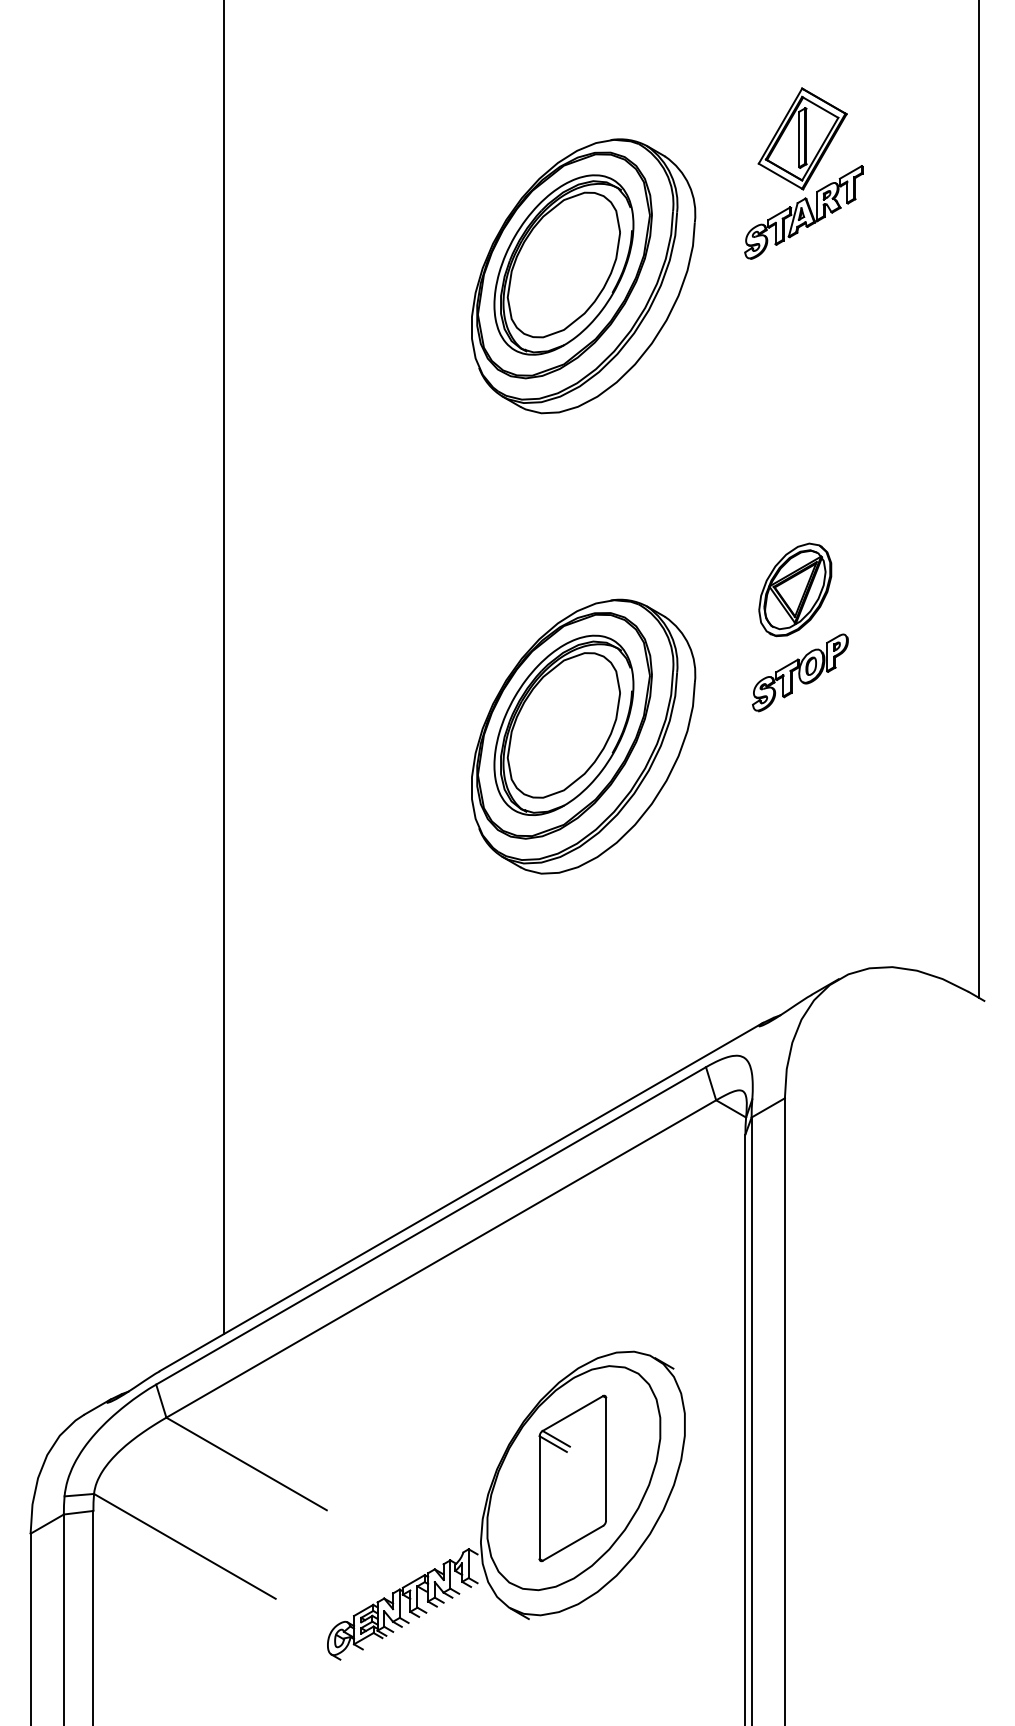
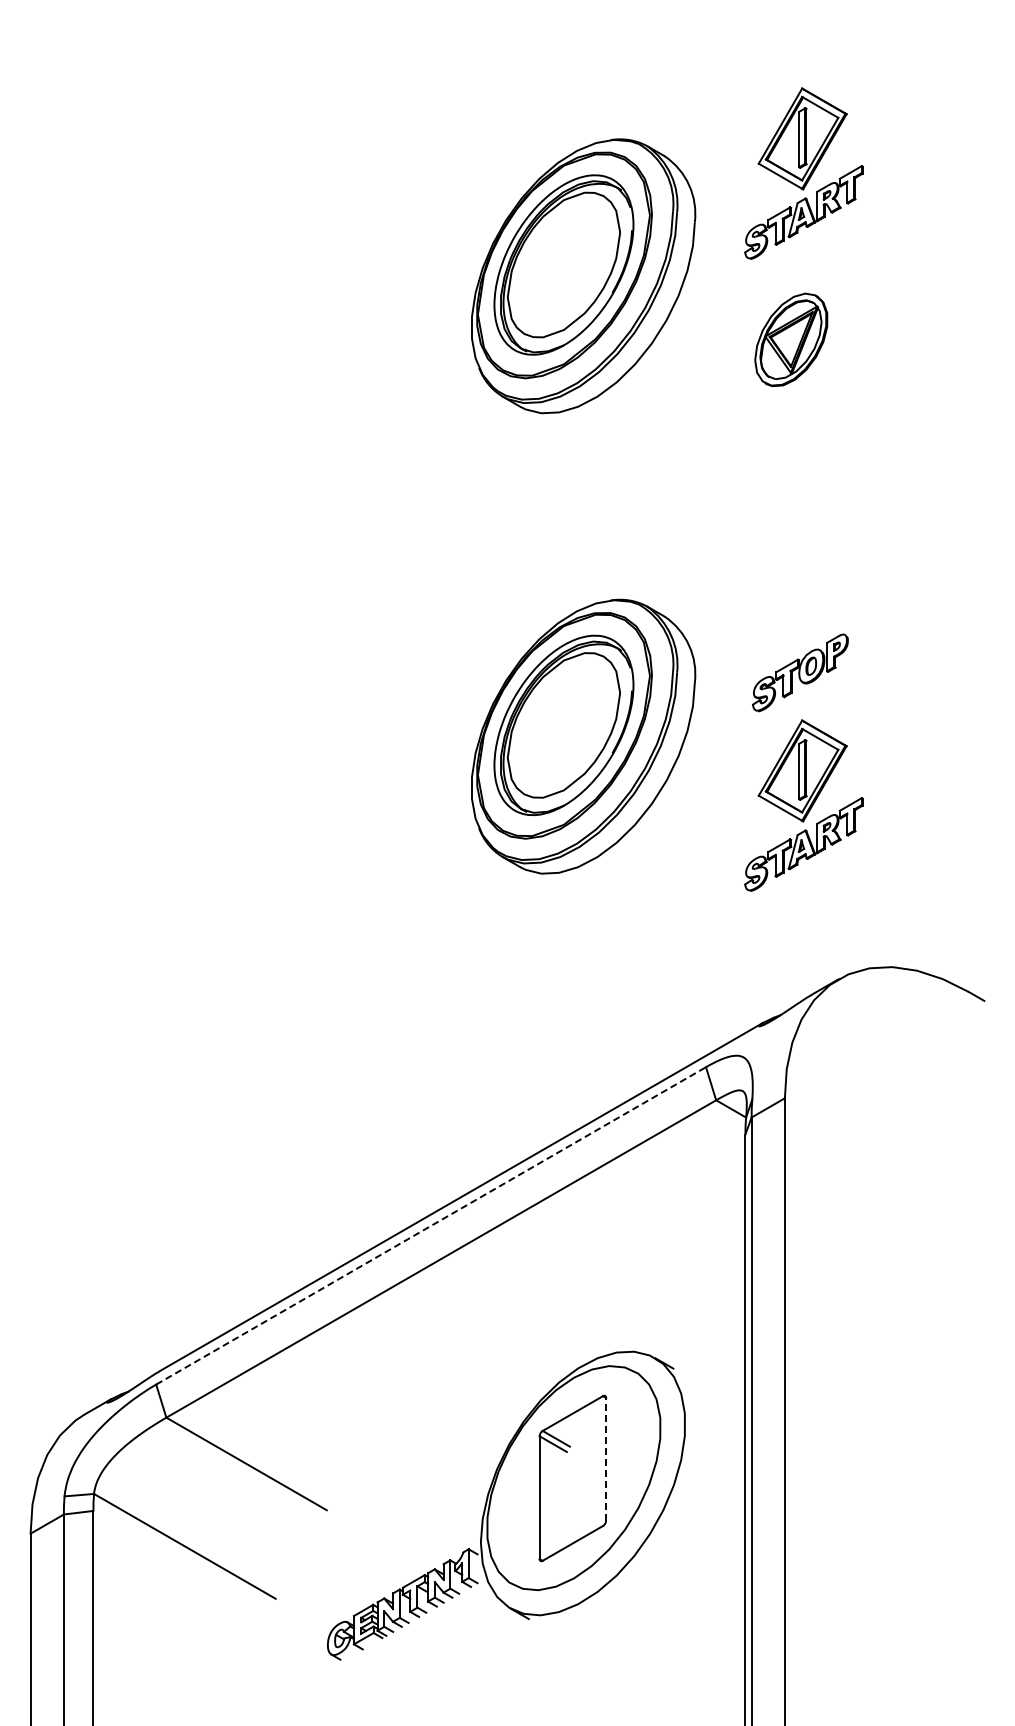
line: present -> none (978, 499)
part position: (795, 589) -> (791, 339) (791, 339)
line: present -> none (223, 668)
part: none -> present (803, 805)
line: solid -> dashed (431, 1225)
line: solid -> dashed (606, 1458)
